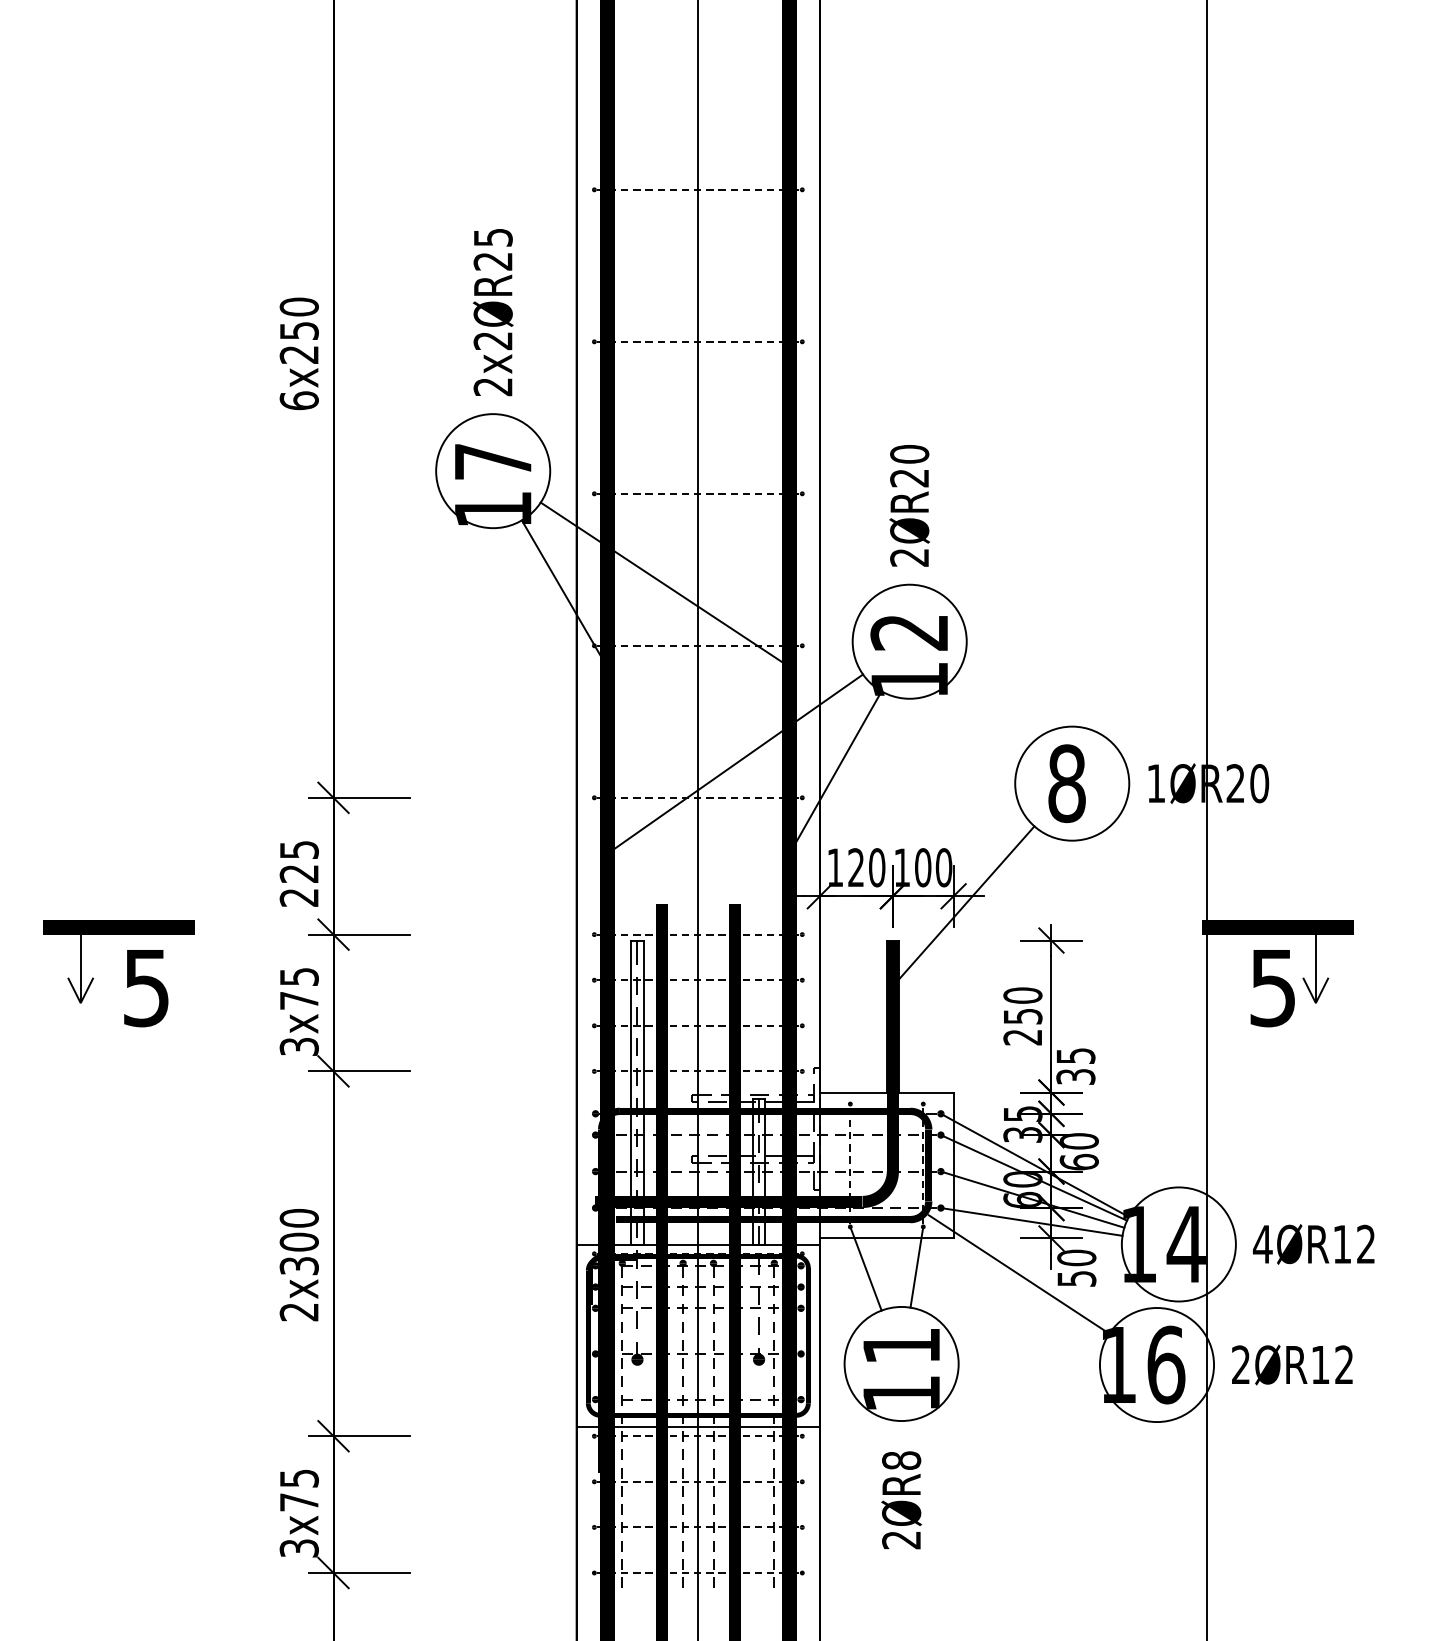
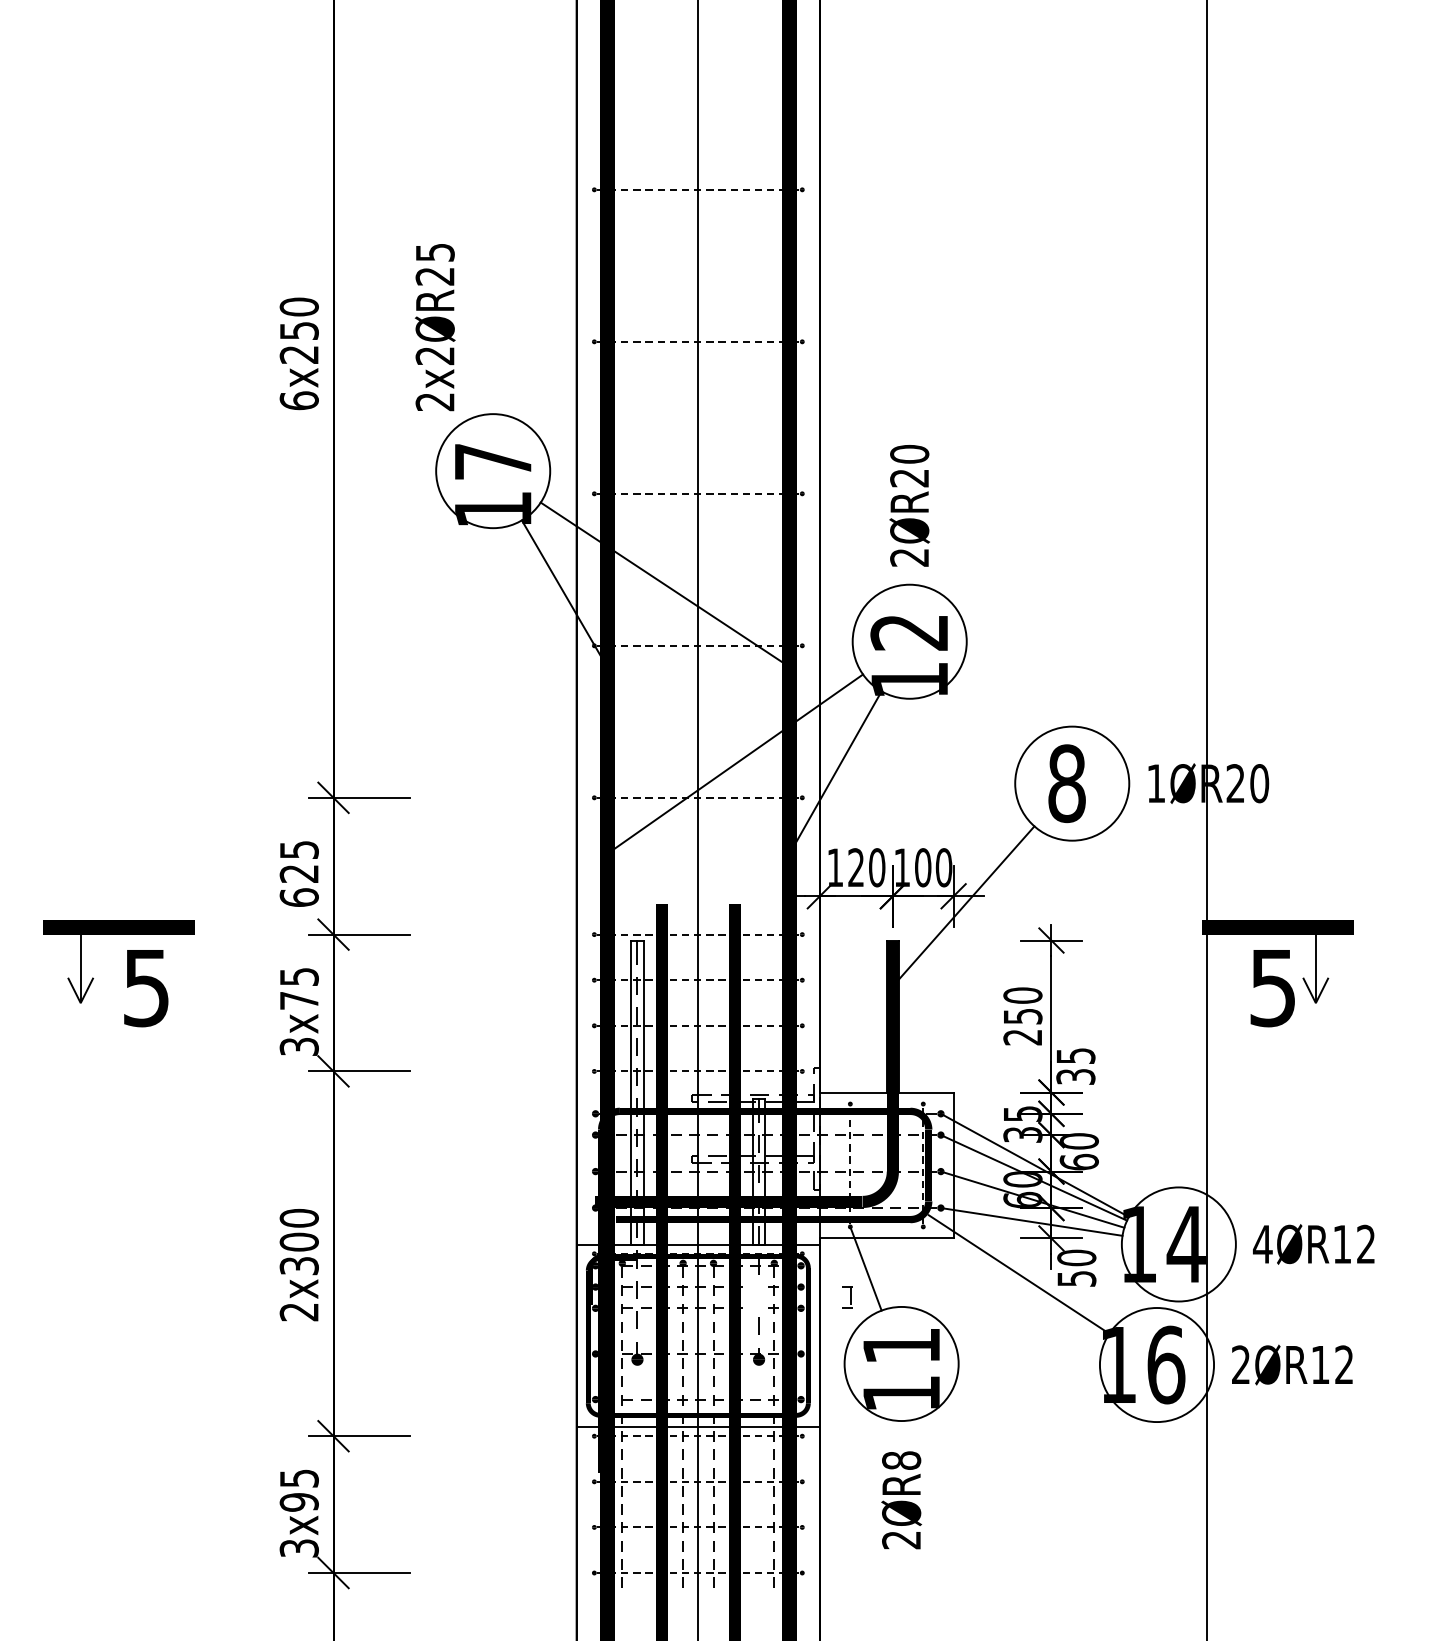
text position: (492, 312) -> (434, 327) (434, 327)
text: 225 -> 625 (298, 897)
line: present -> none (916, 1266)
part position: (755, 1297) -> (847, 1297) (847, 1297)
text: 3x75 -> 3x95 (298, 1502)
